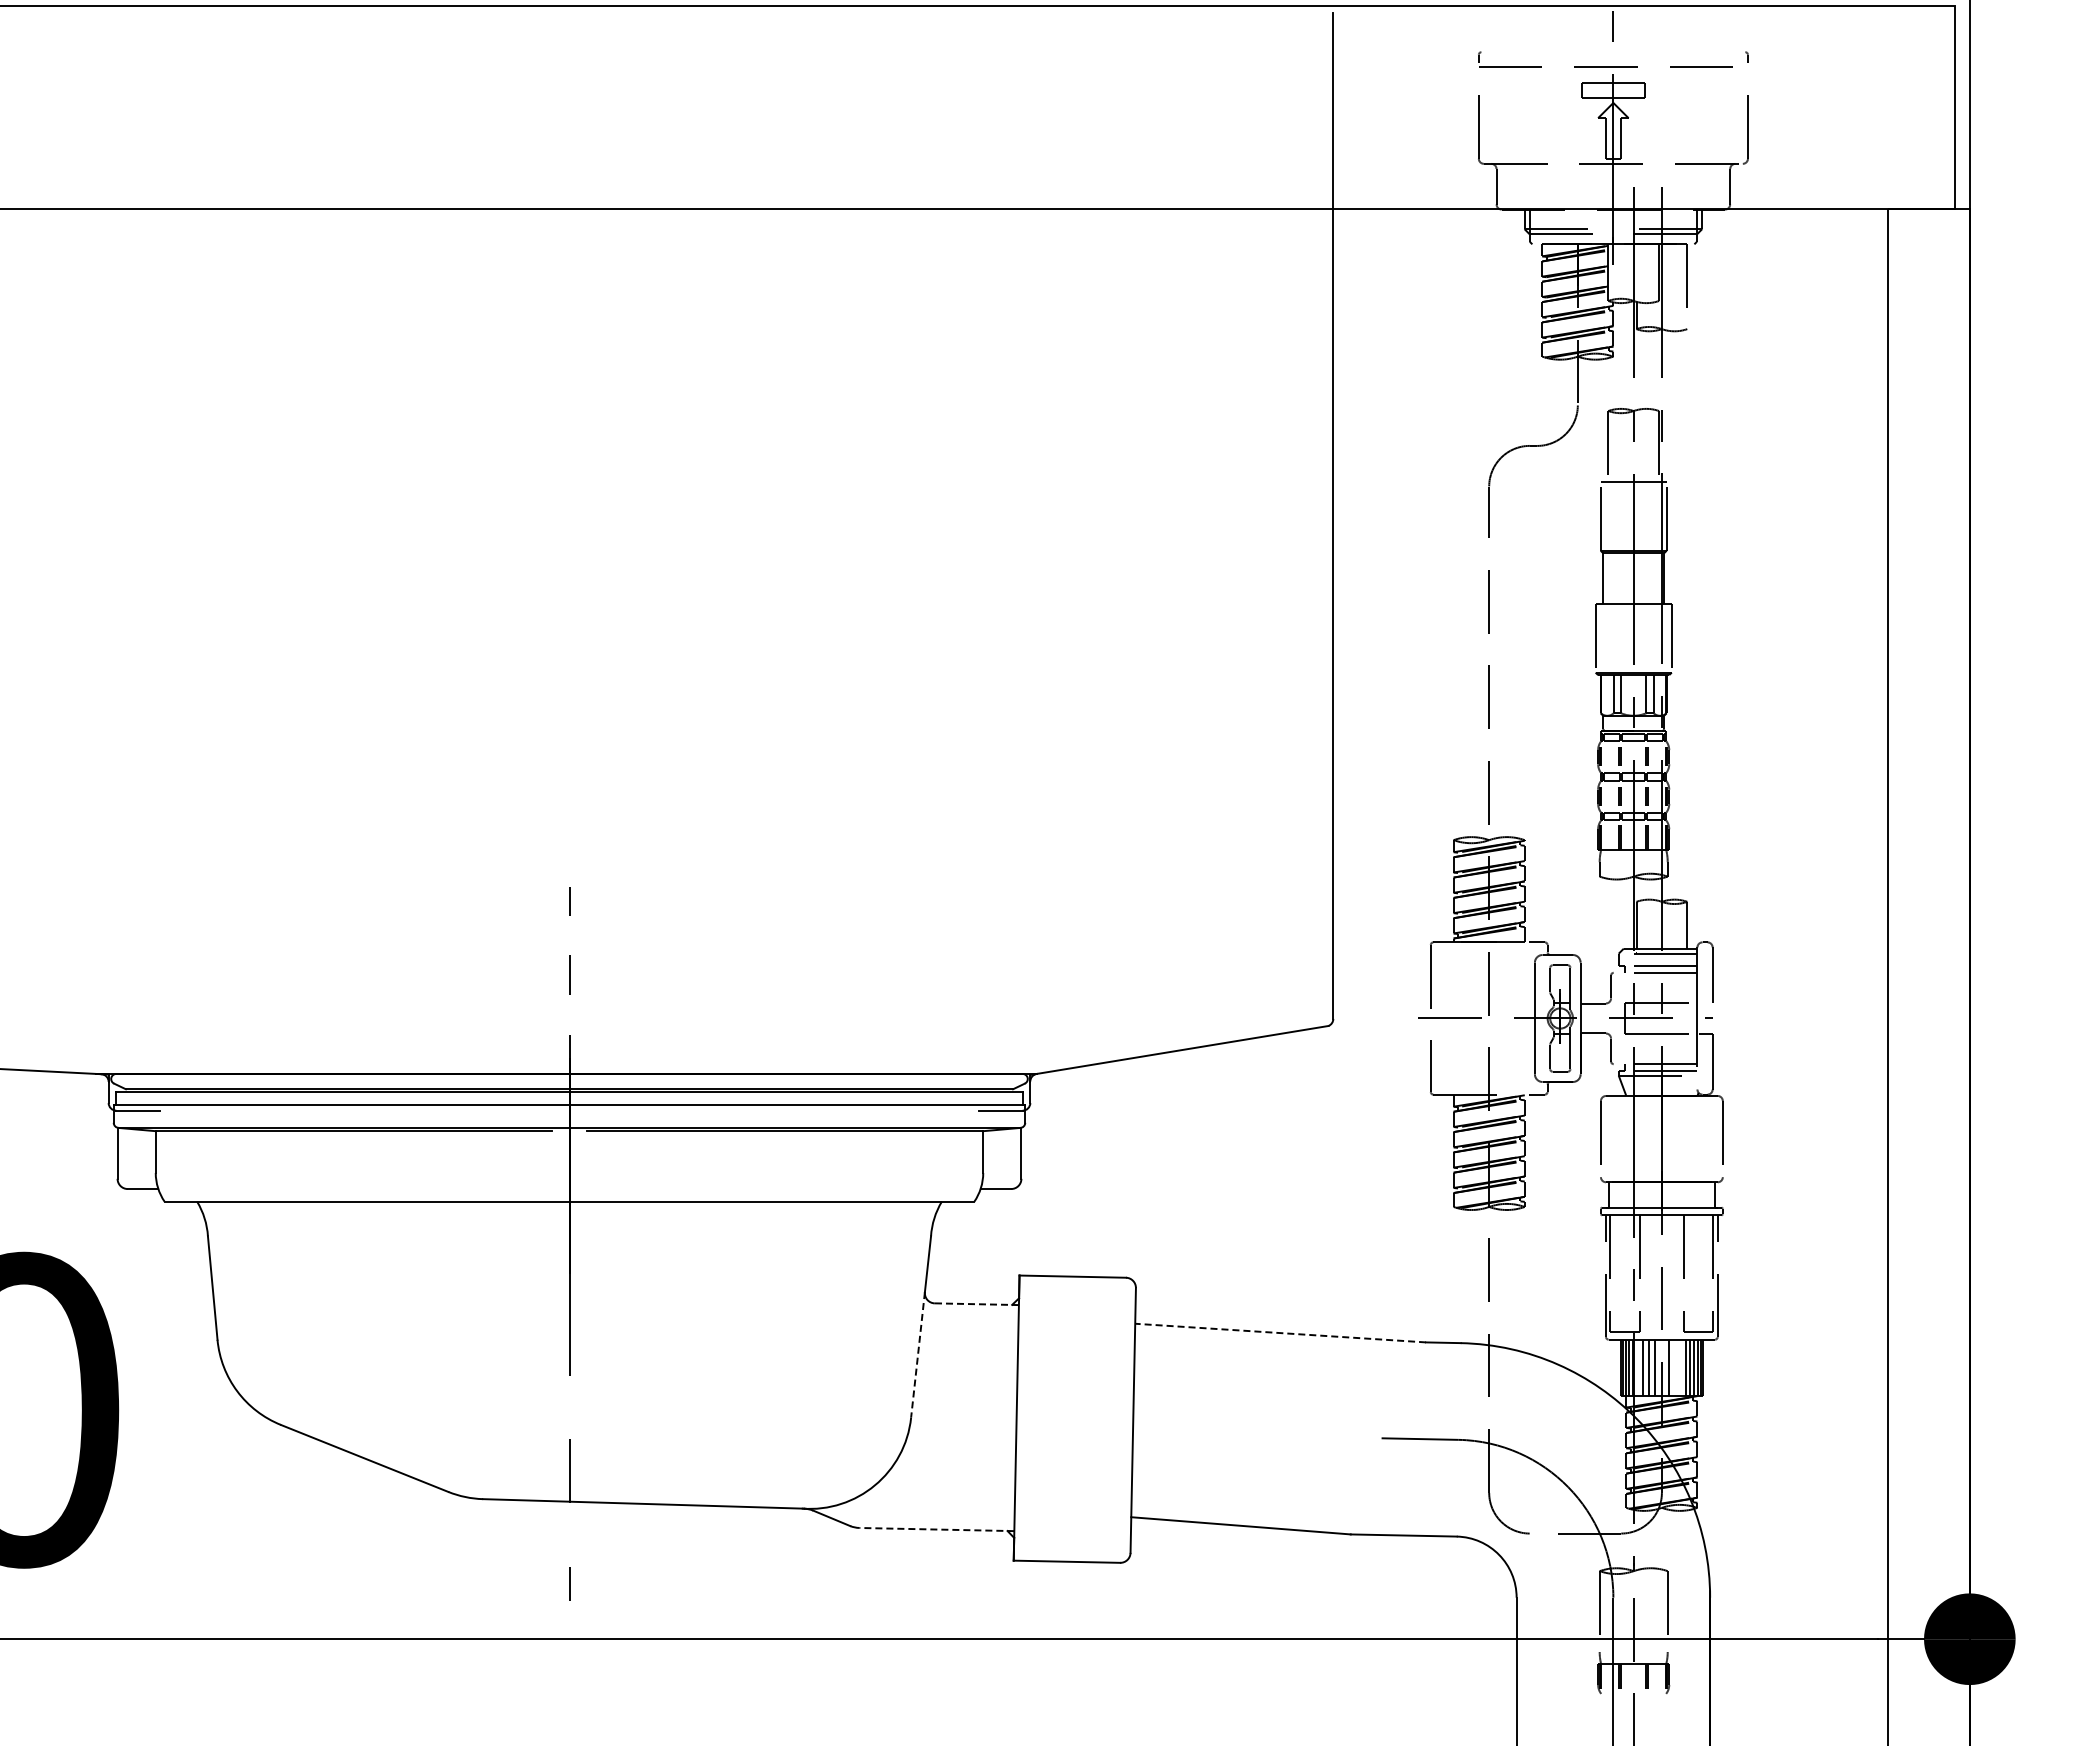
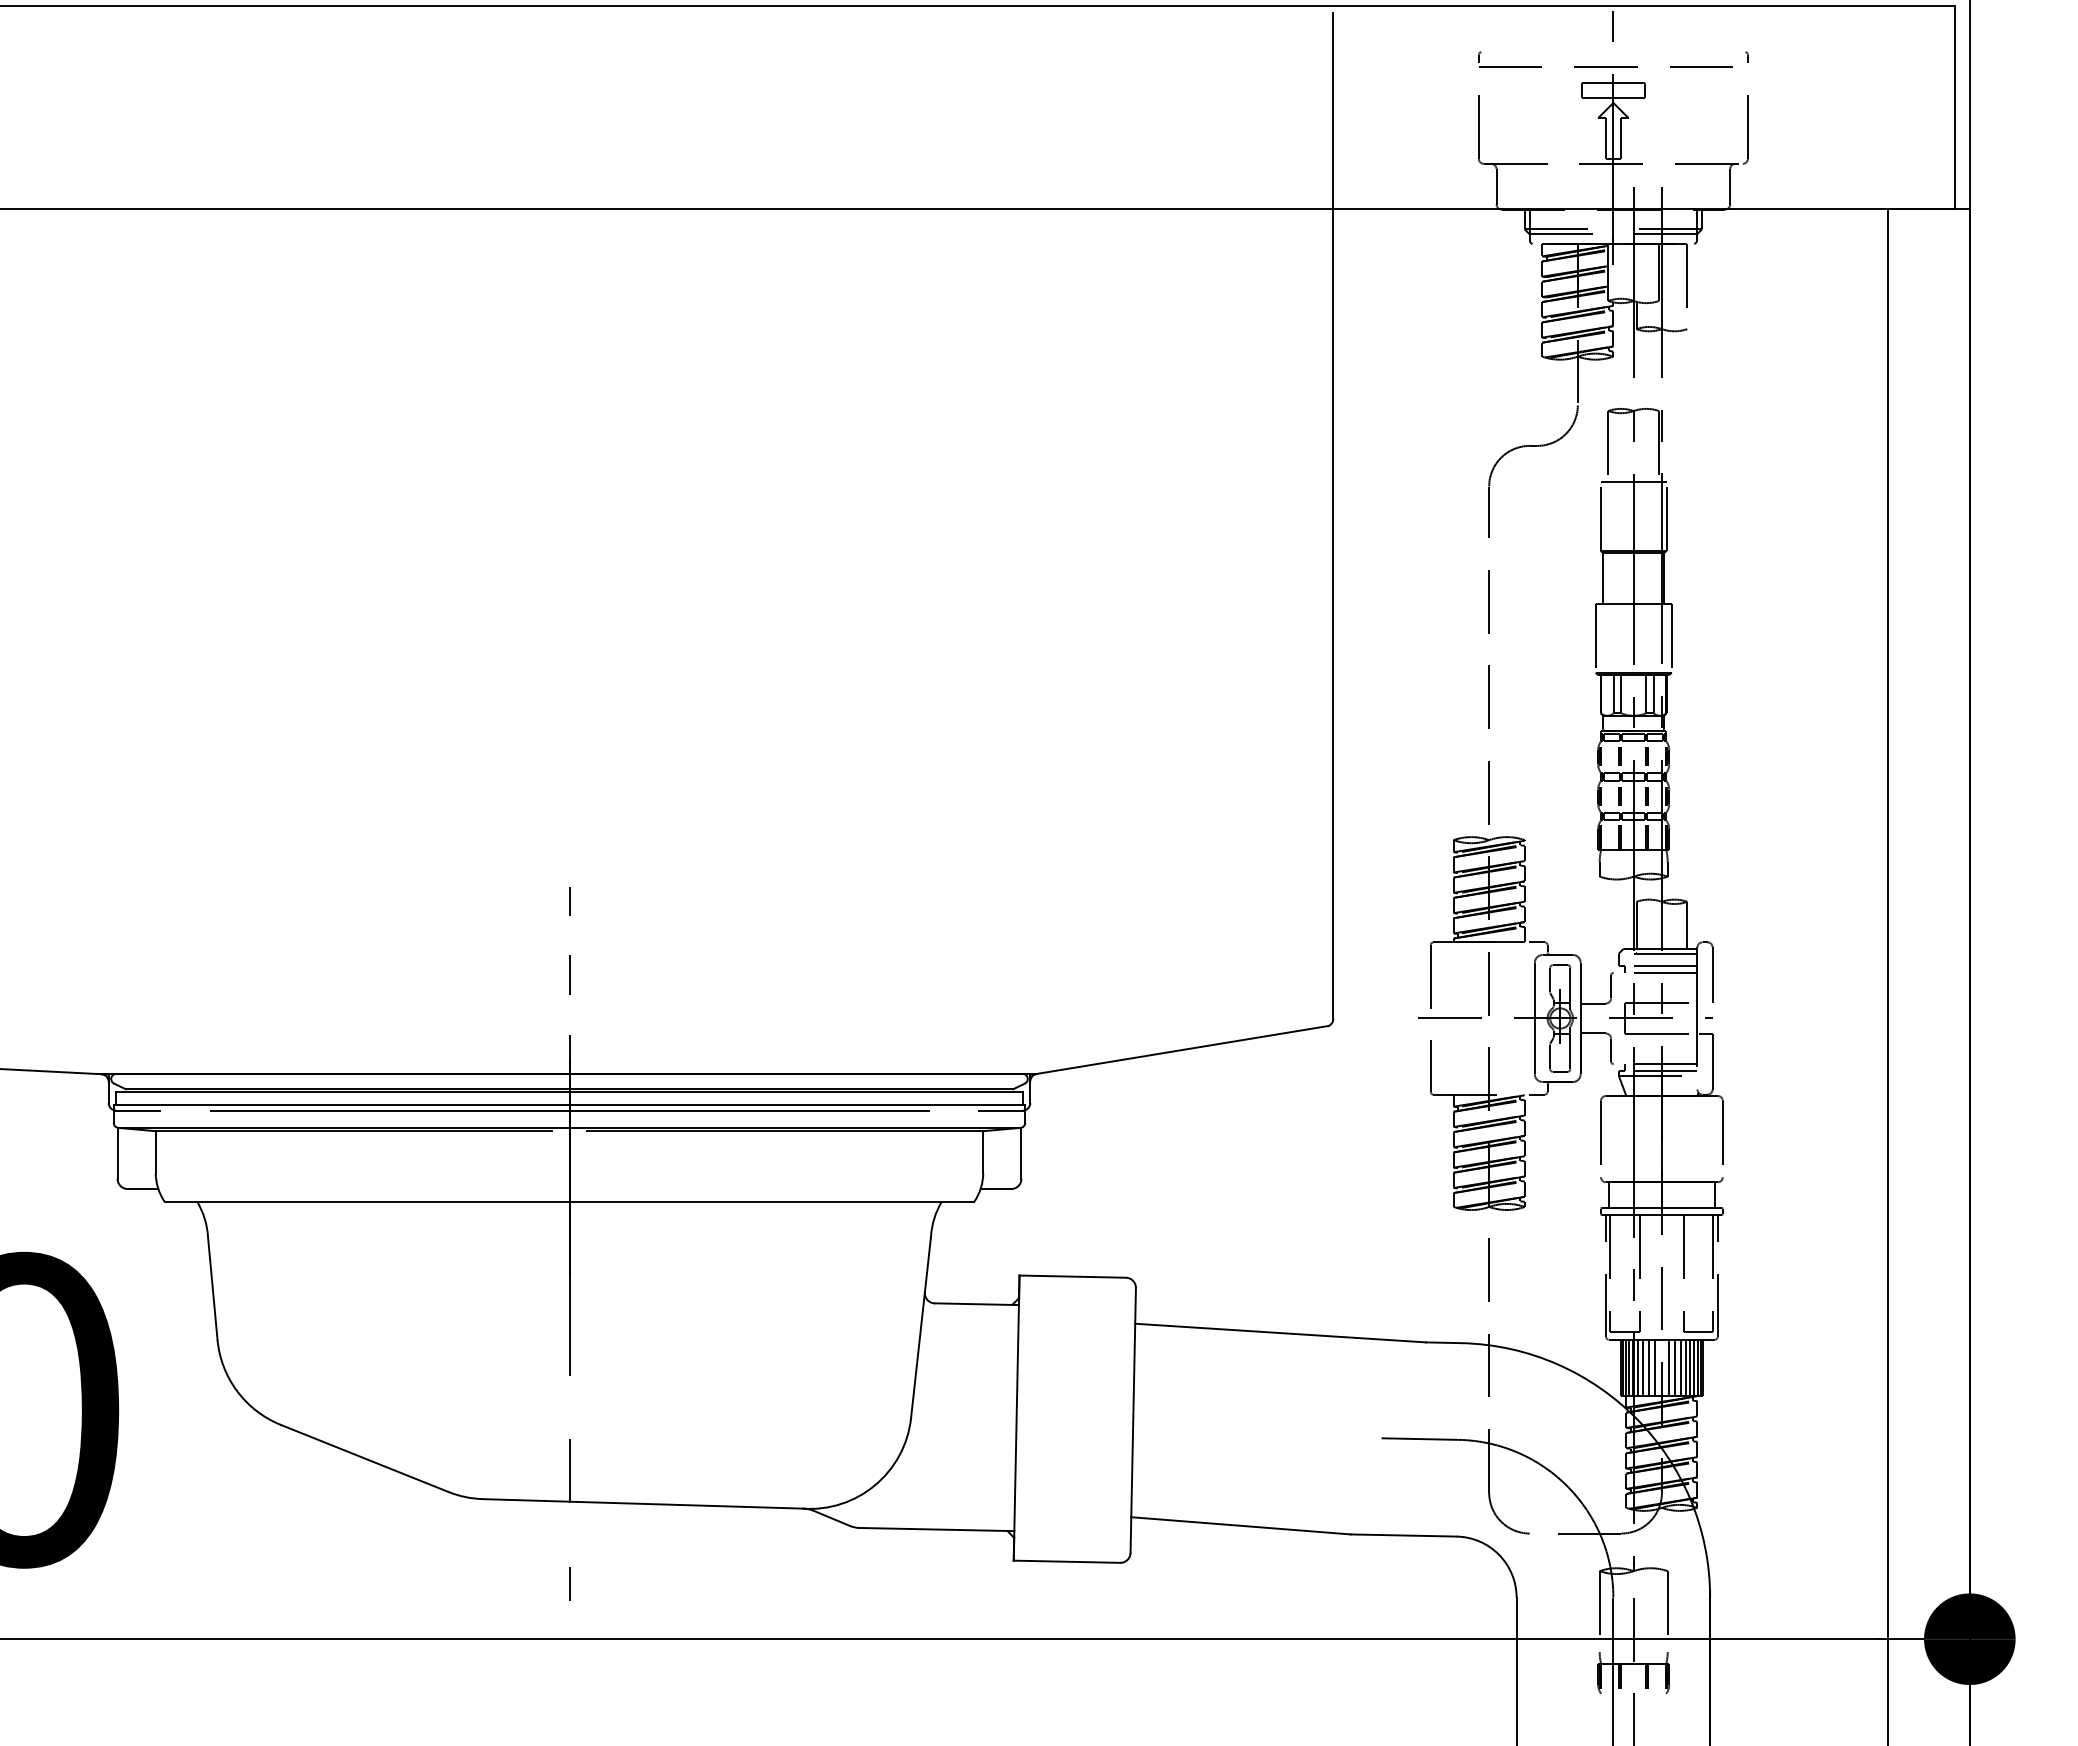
line: none -> present (569, 1110)
line: dashed -> solid (976, 1304)
line: dashed -> solid (1280, 1333)
line: dashed -> solid (917, 1355)
line: none -> present (1638, 1367)
line: none -> present (1675, 1367)
line: none -> present (1680, 1367)
line: dashed -> solid (936, 1529)
